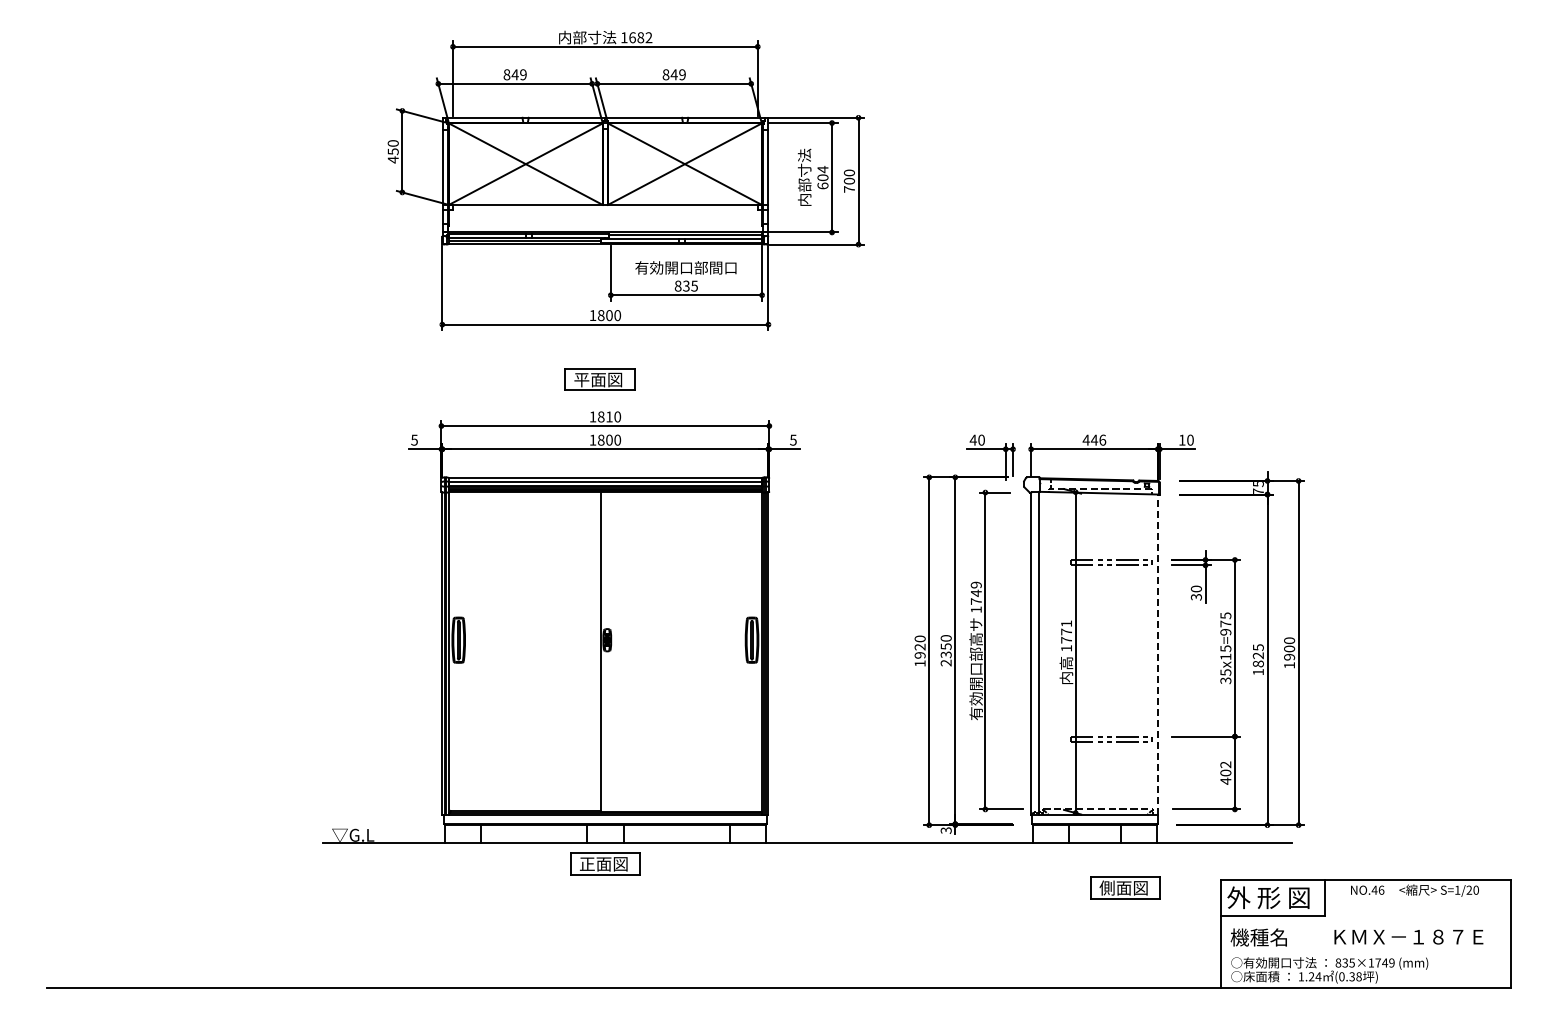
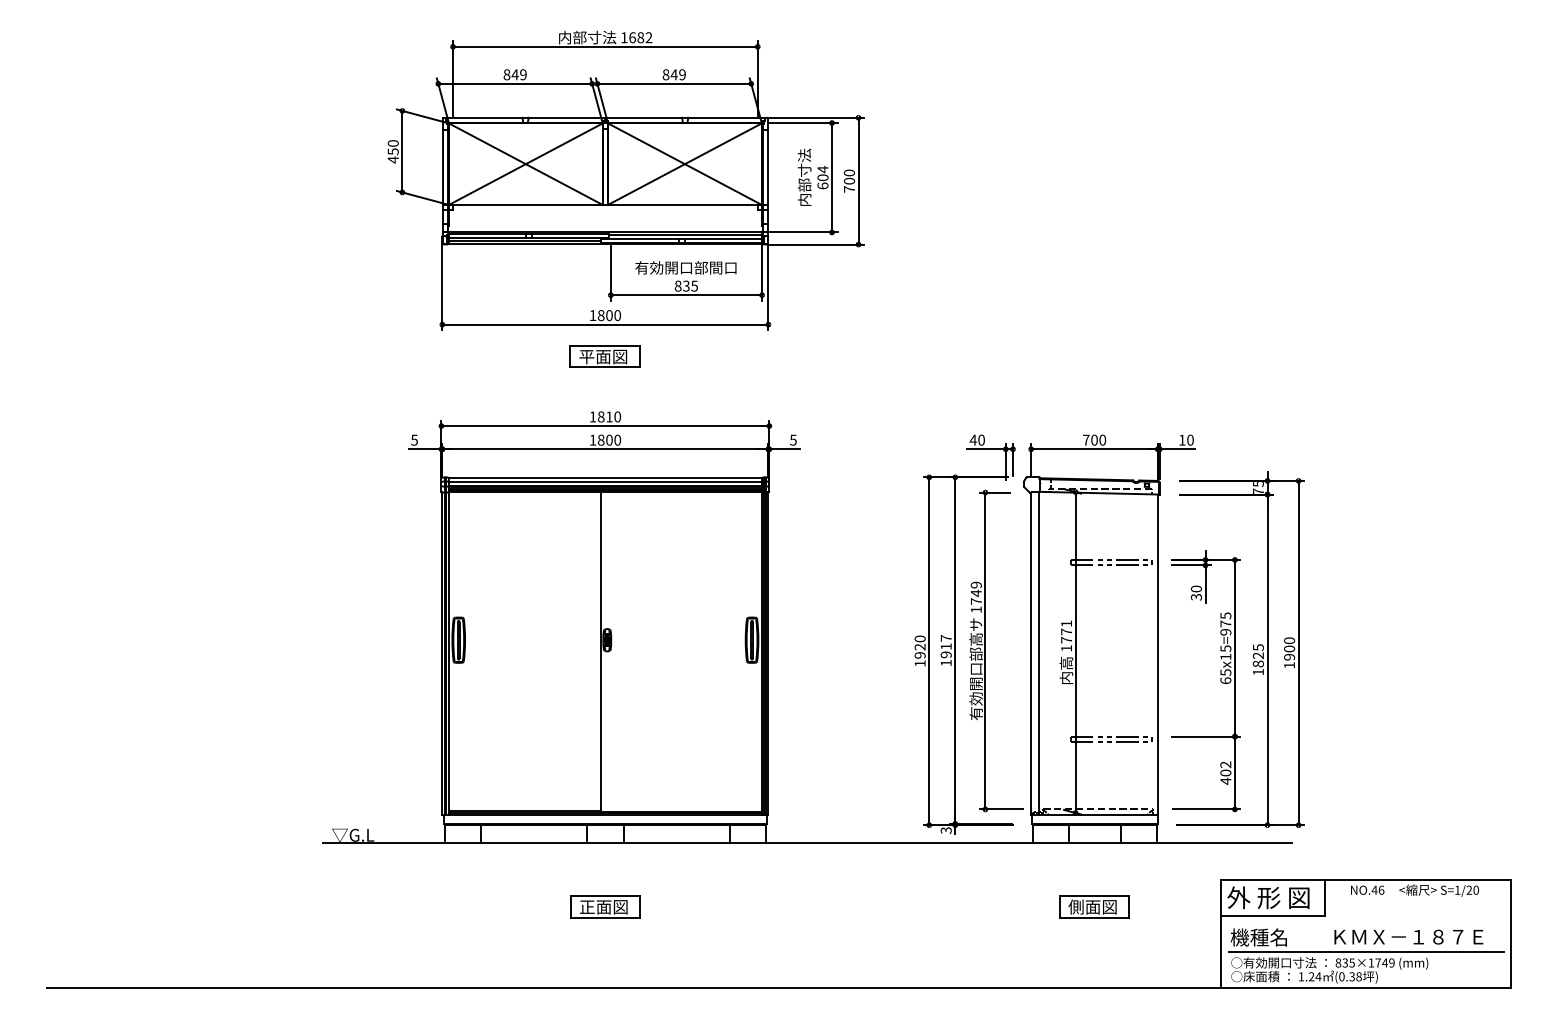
part position: (599, 379) -> (604, 356) (604, 356)
text: 446 -> 700 (1094, 439)
text: 2350 -> 1917 (945, 650)
line: dashed -> solid (1157, 654)
text: 35x15=975 -> 65x15=975 (1225, 680)
part position: (605, 863) -> (605, 906) (605, 906)
part position: (1125, 887) -> (1094, 906) (1094, 906)
line: none -> present (1366, 952)
